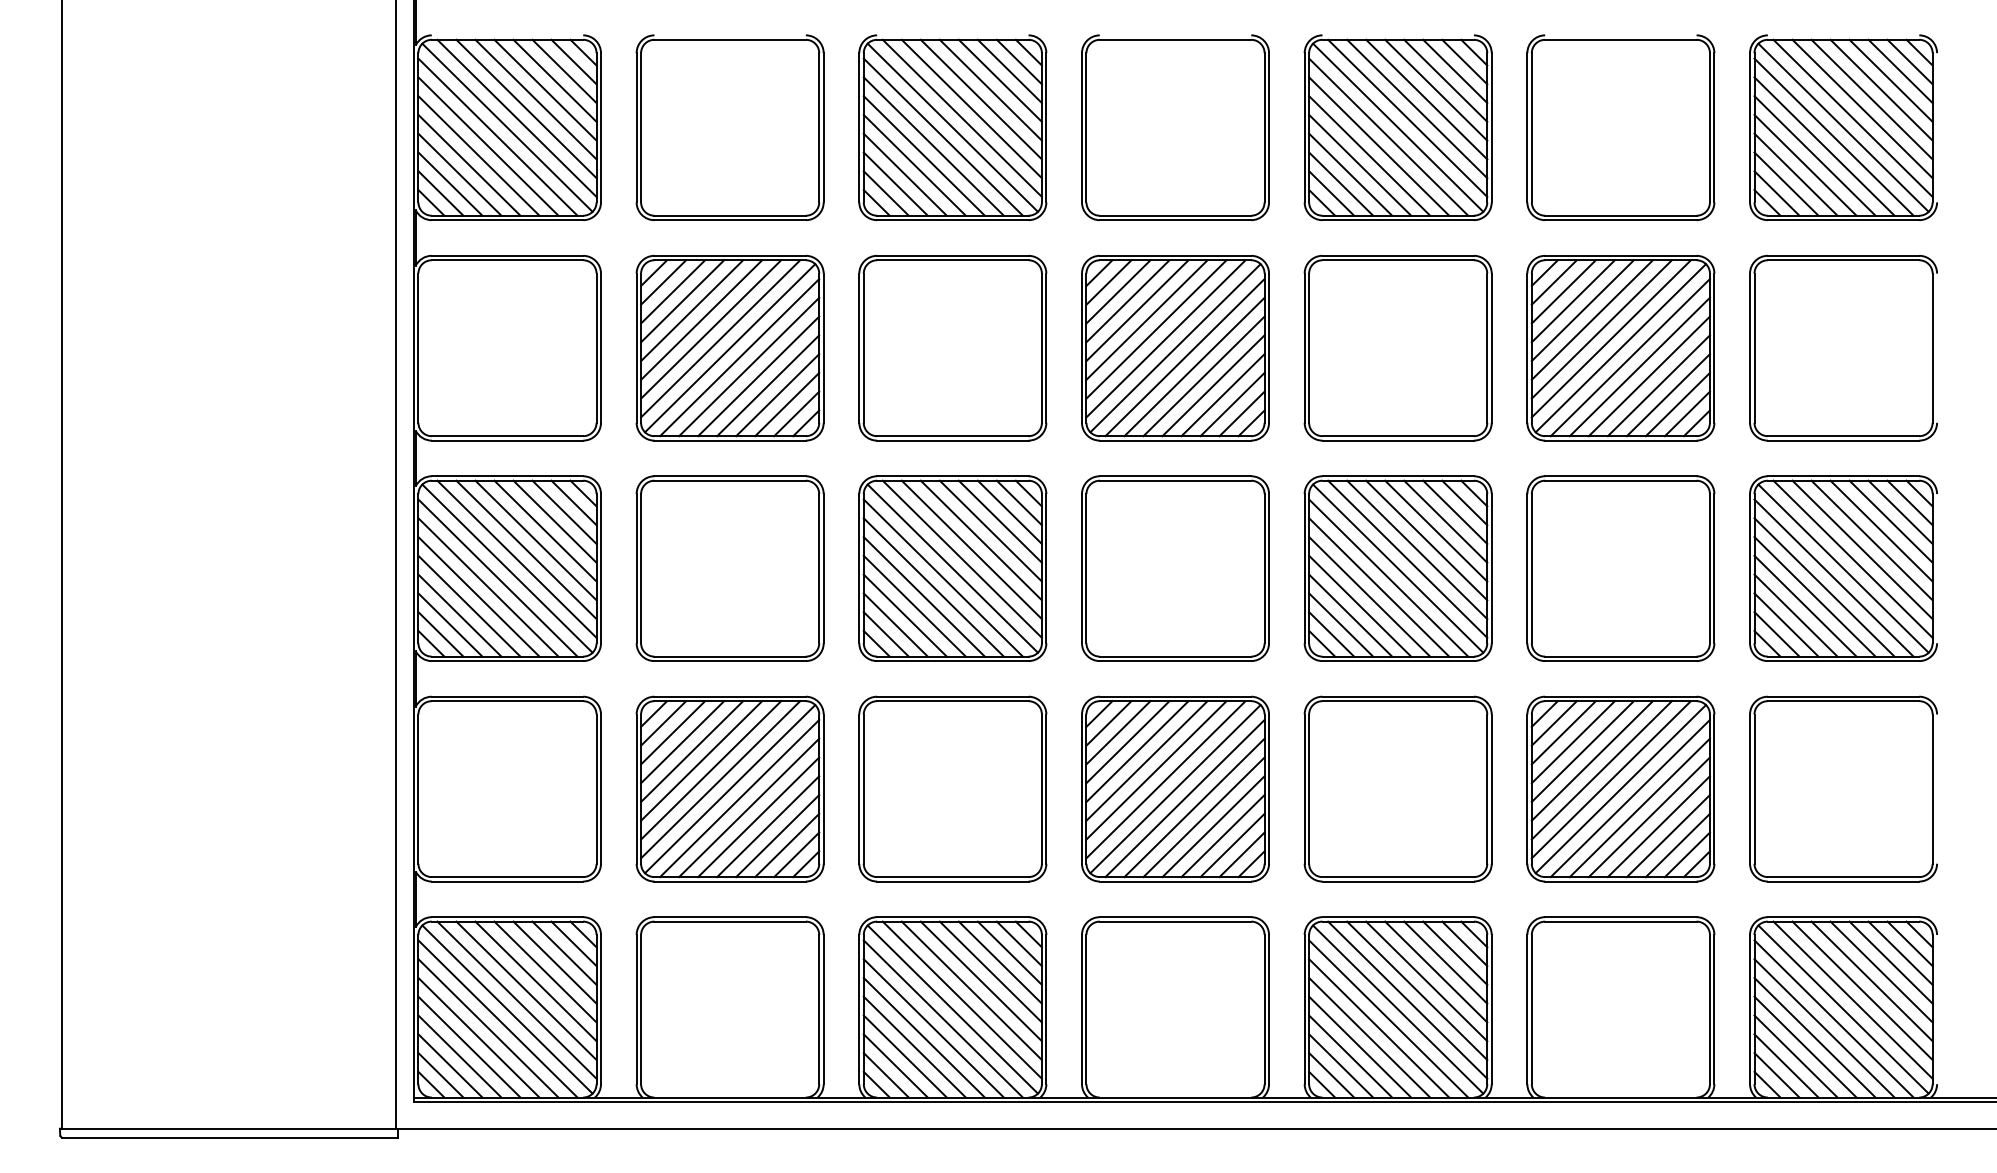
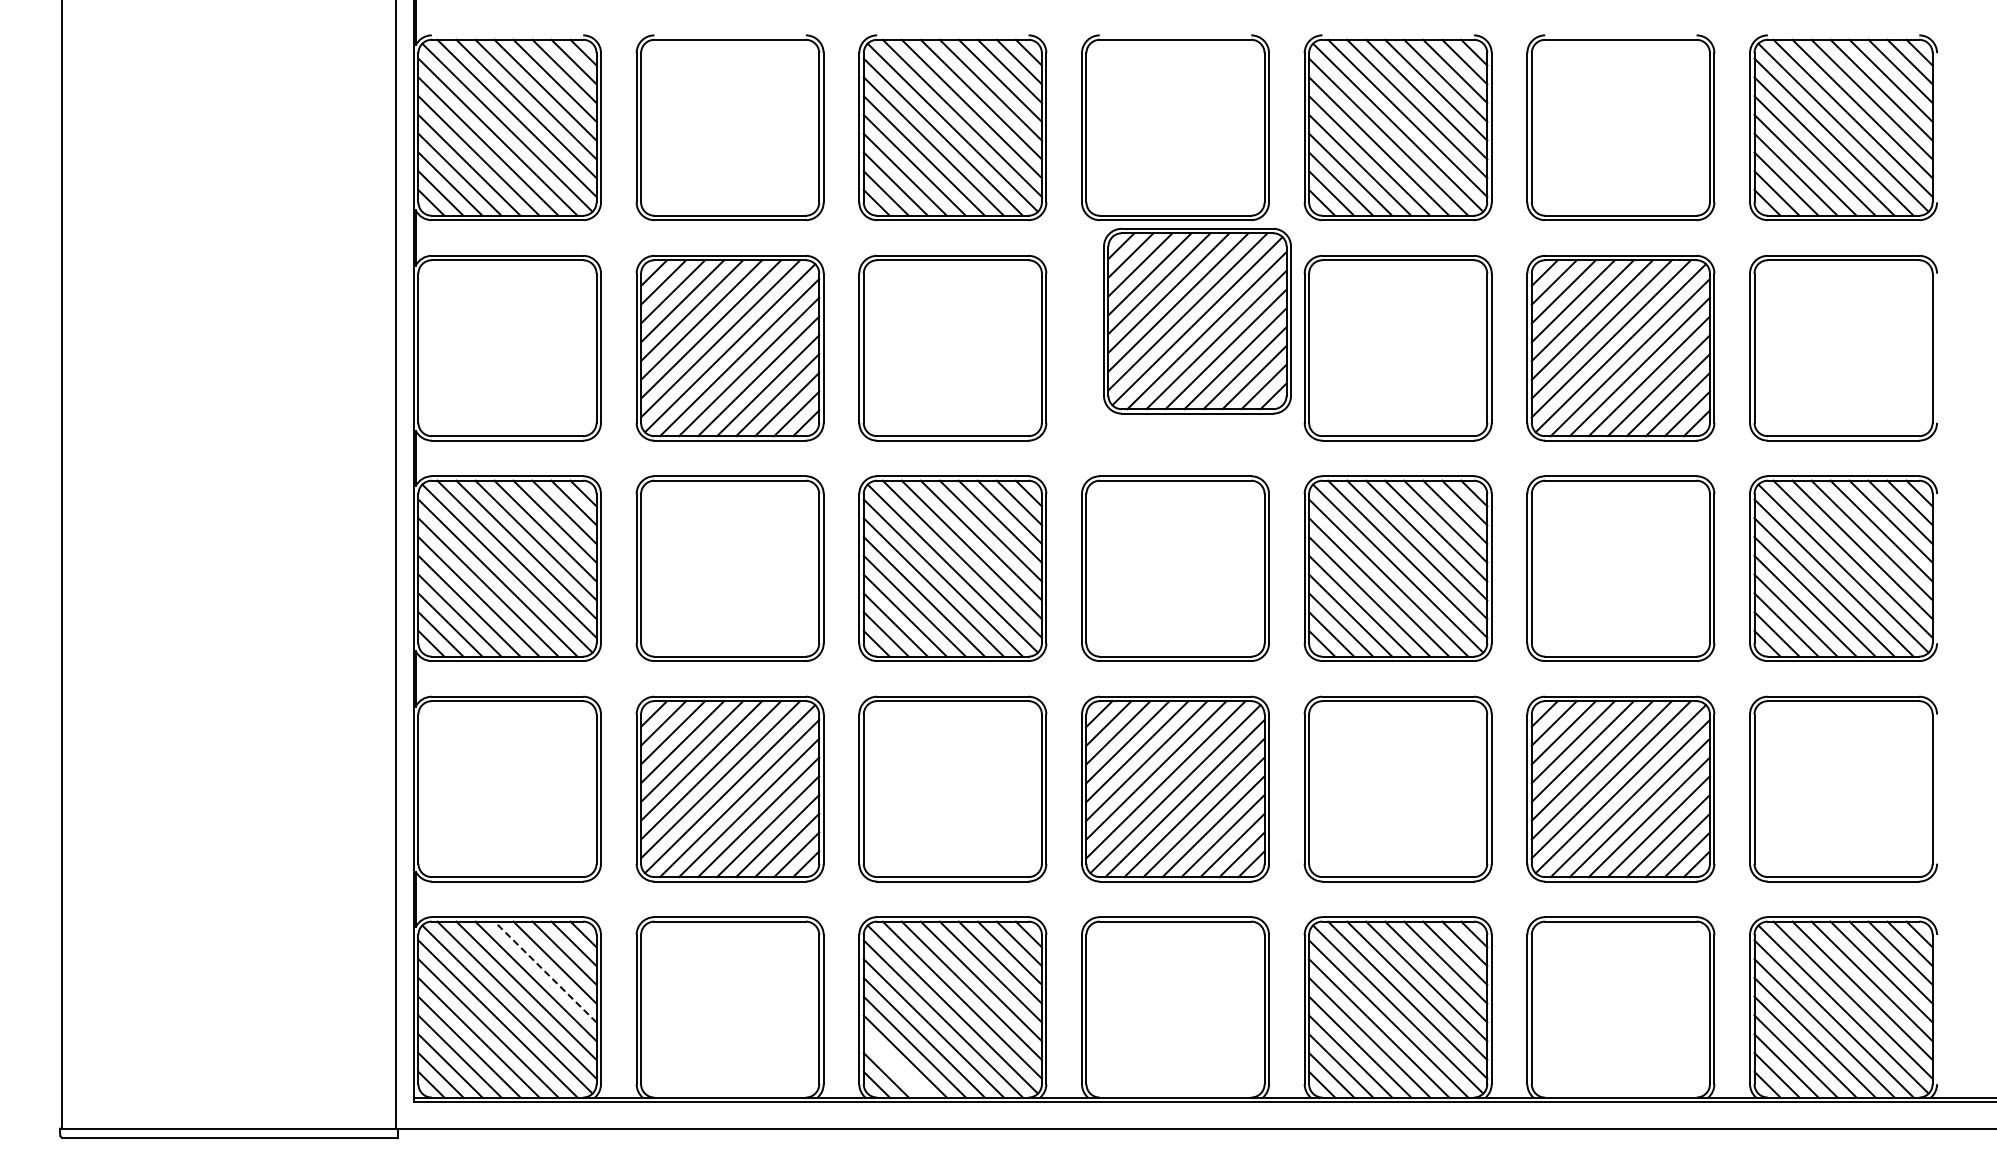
part position: (1175, 348) -> (1197, 321) (1197, 321)
line: solid -> dashed (545, 972)
line: present -> none (895, 1065)
